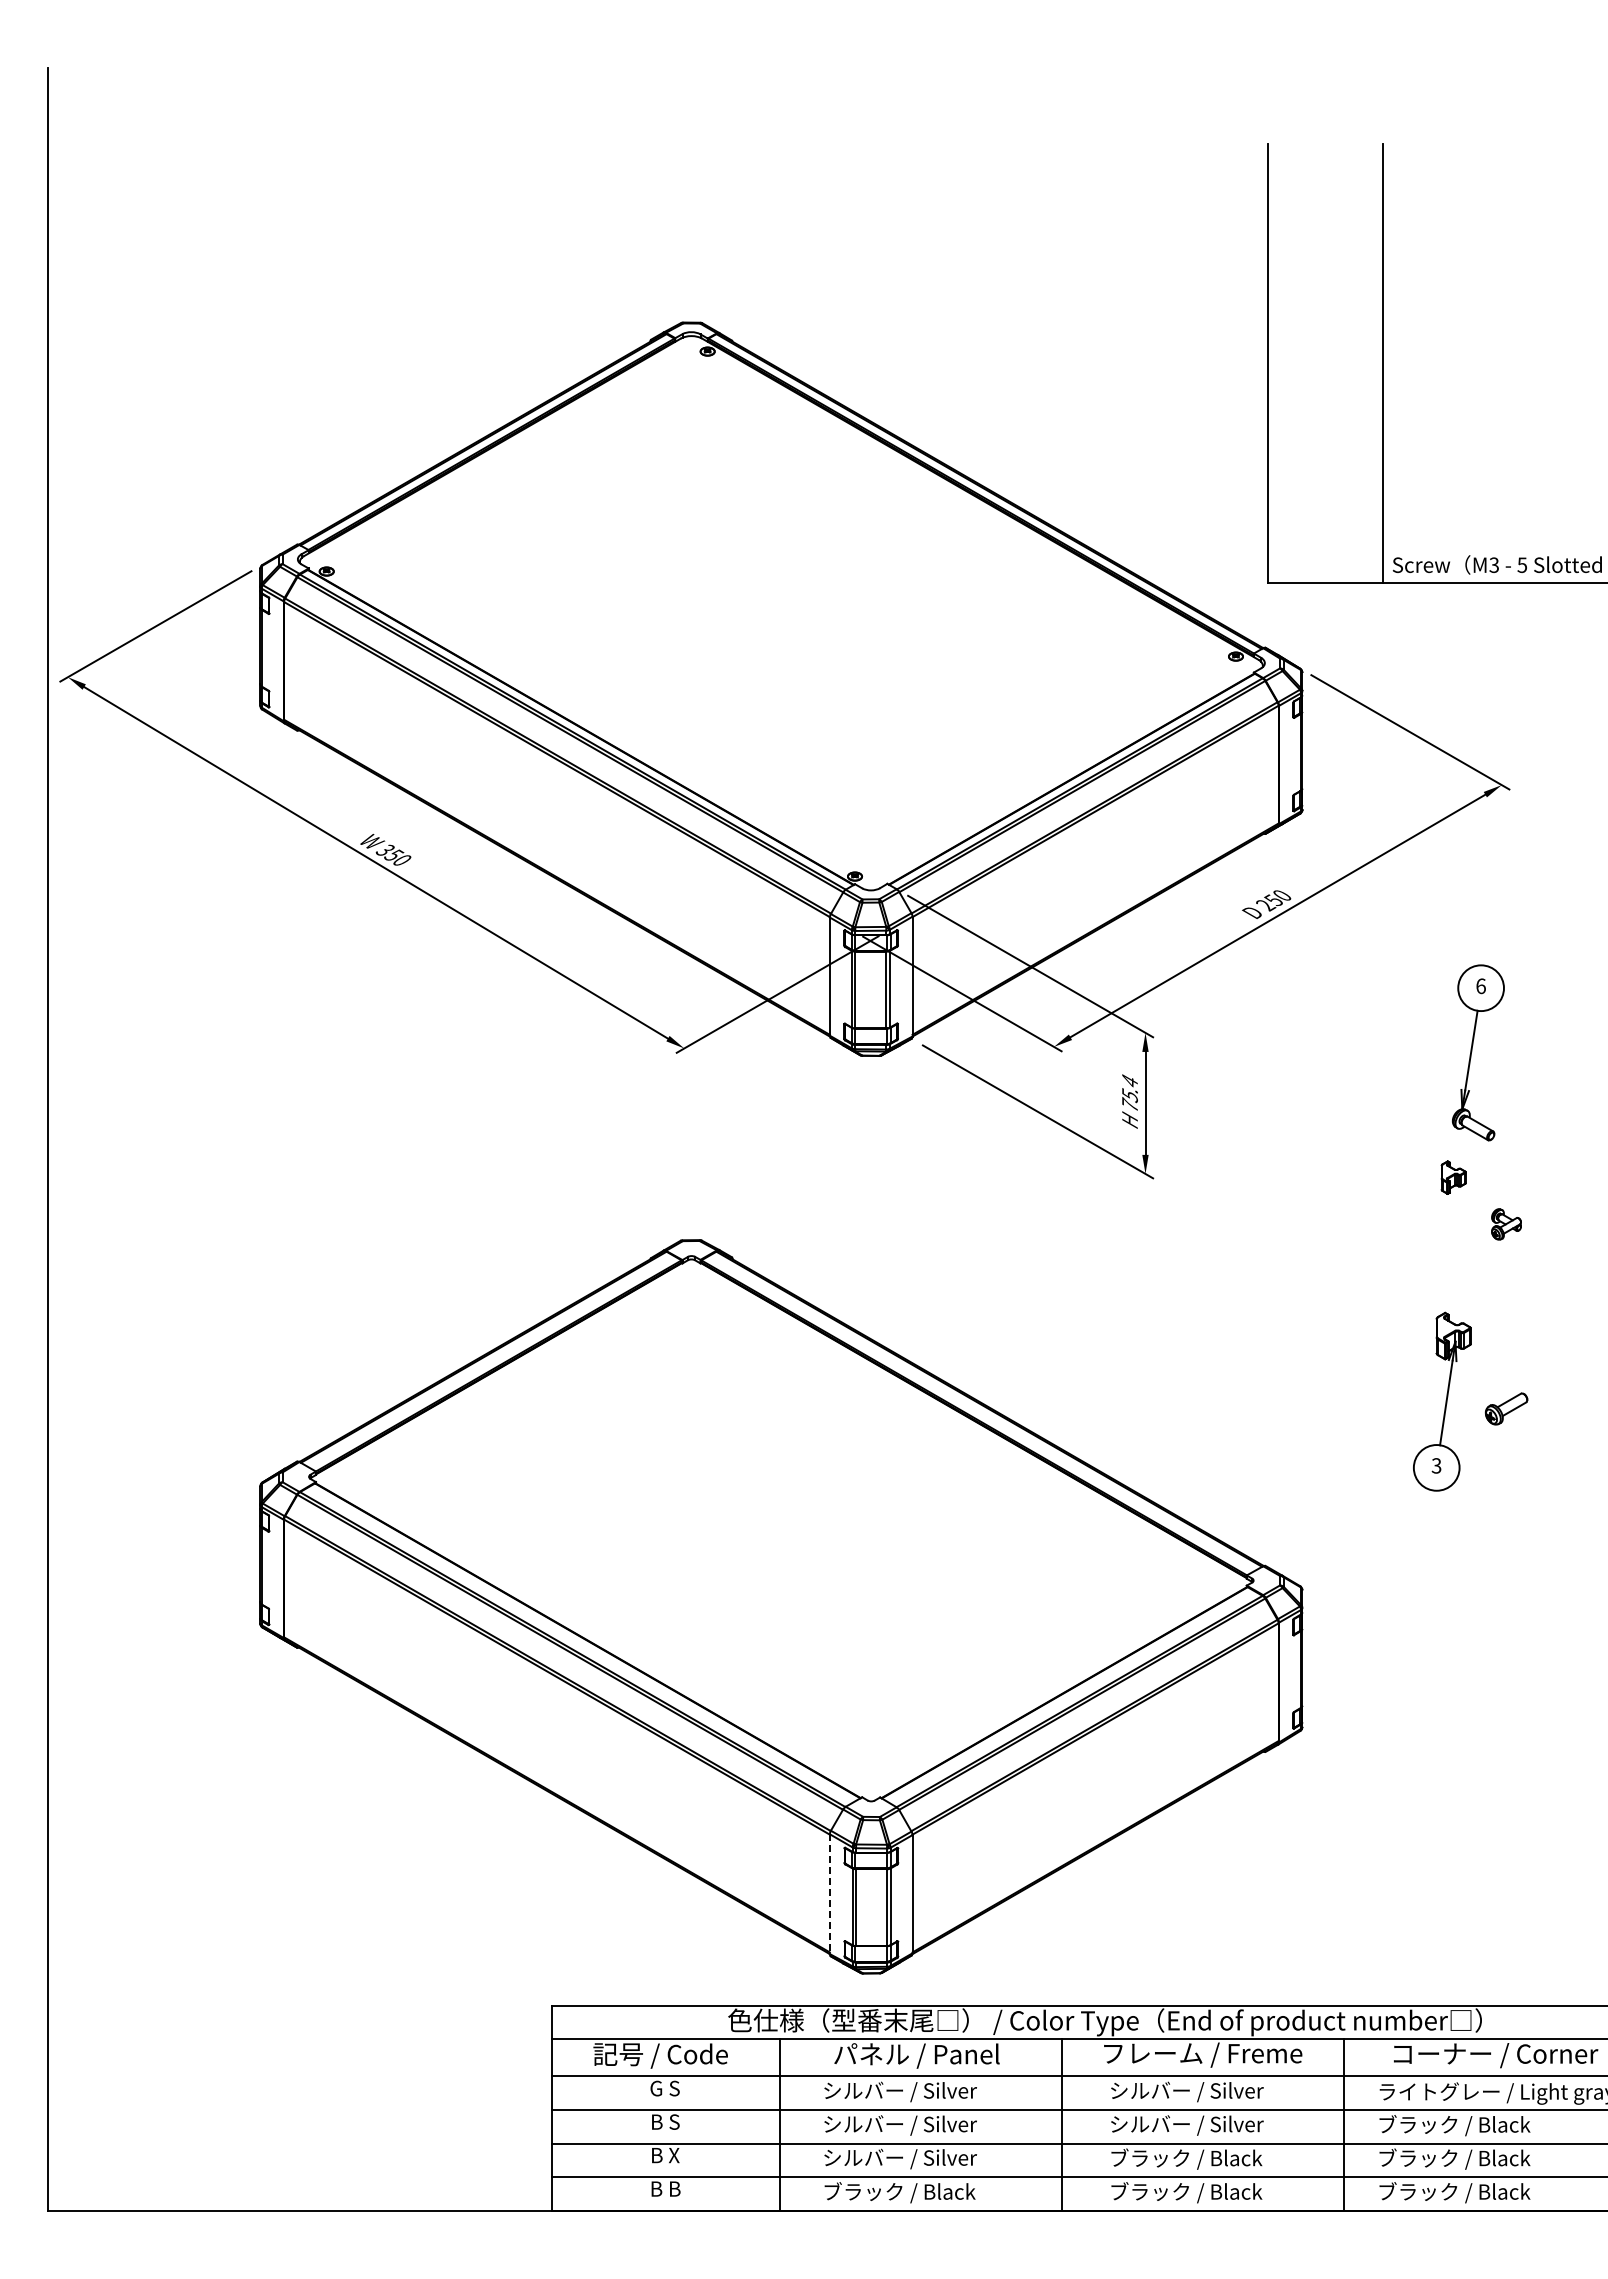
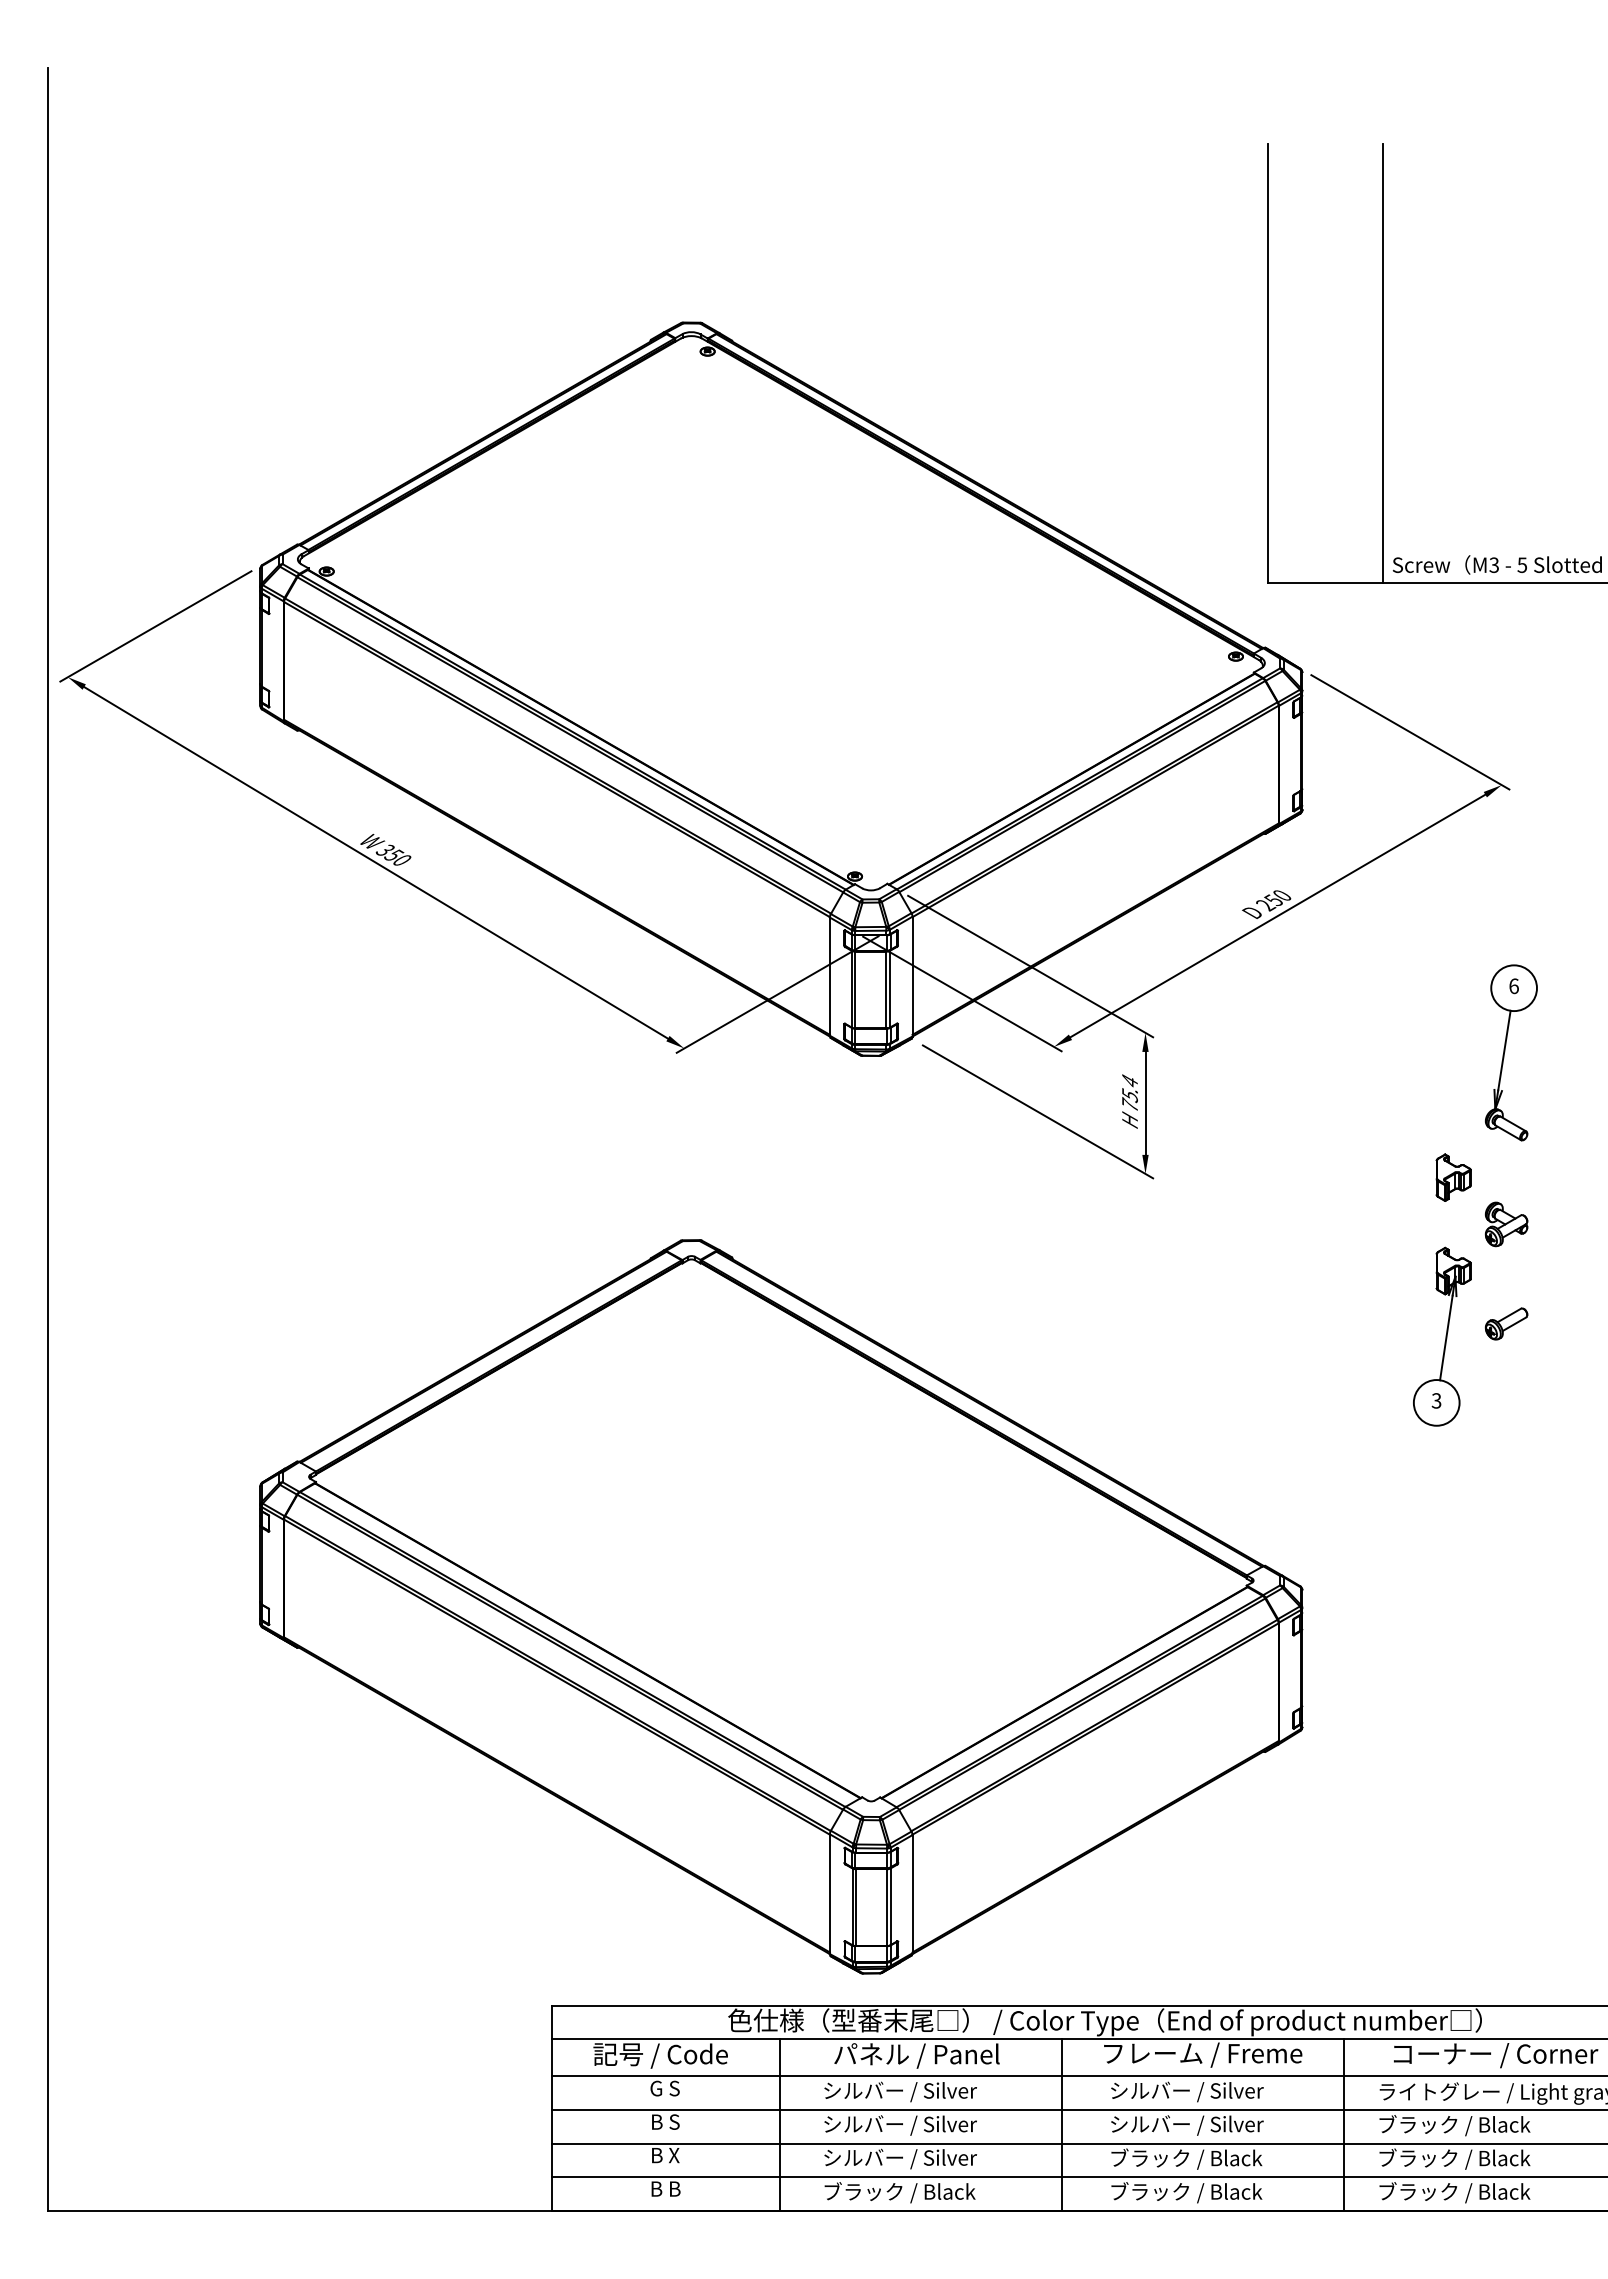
part position: (1477, 1052) -> (1510, 1052) (1510, 1052)
part size: 27x35 px -> 37x49 px (1453, 1177)
part size: 31x33 px -> 45x47 px (1506, 1224)
part position: (1442, 1401) -> (1442, 1336) (1442, 1336)
part position: (1506, 1408) -> (1506, 1323) (1506, 1323)
line: dashed -> solid (829, 1894)
